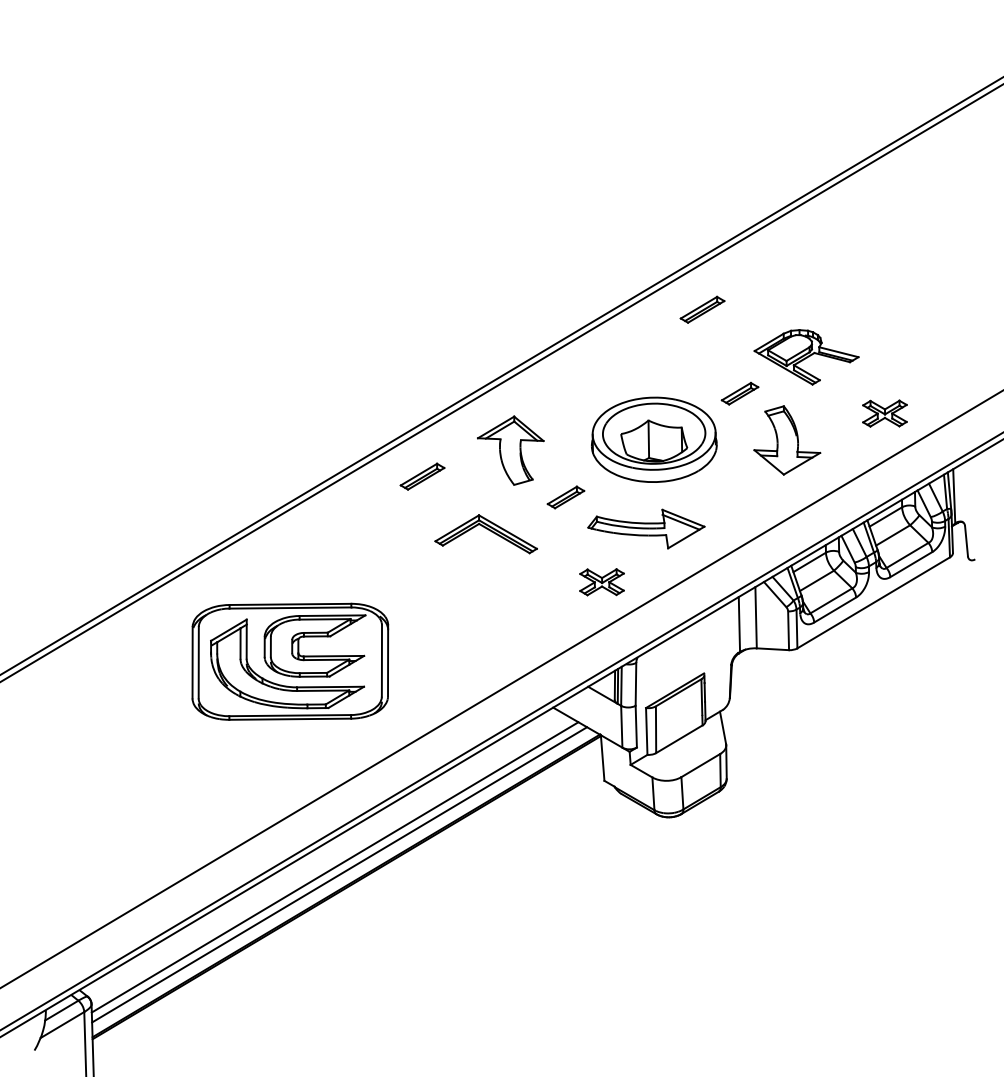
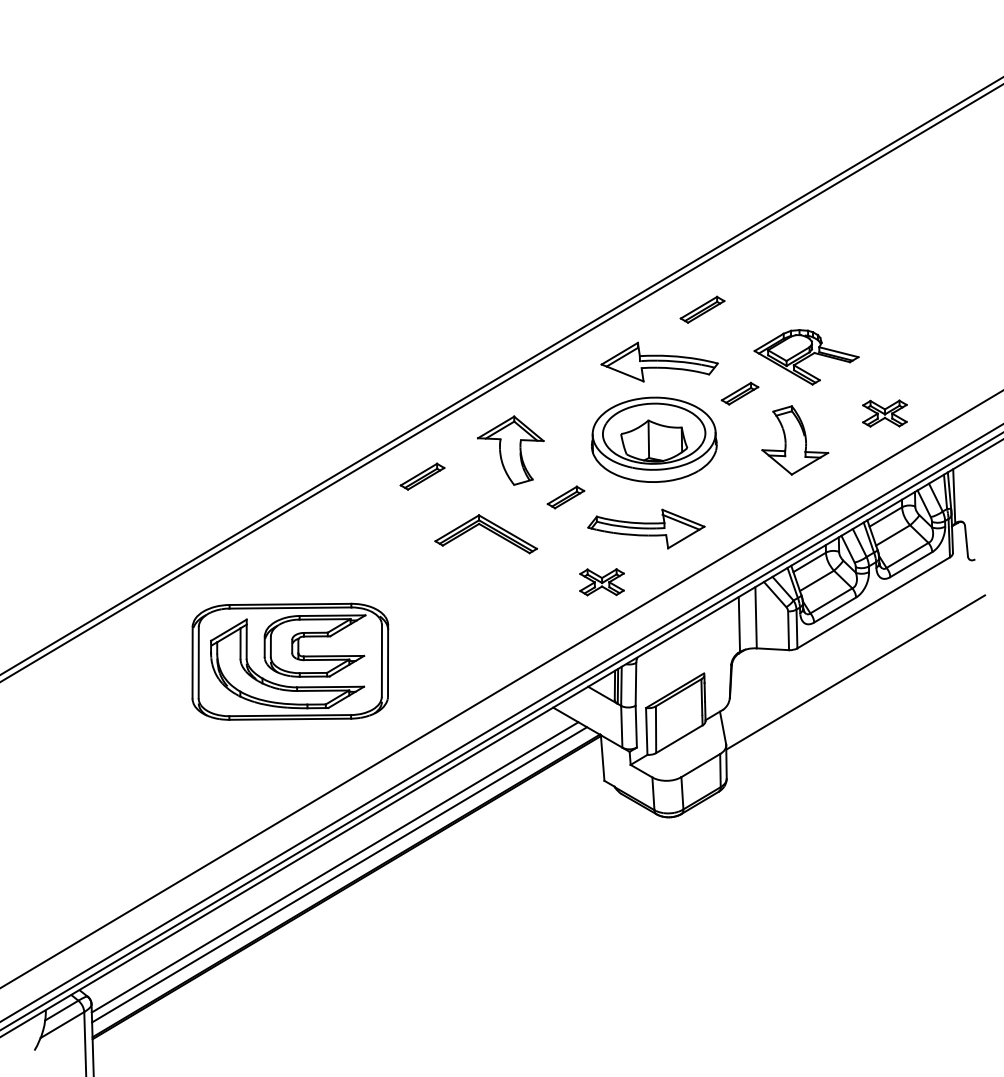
part: none -> present (659, 361)
part position: (787, 440) -> (795, 440) (795, 440)
line: none -> present (855, 672)
line: none -> present (501, 722)
